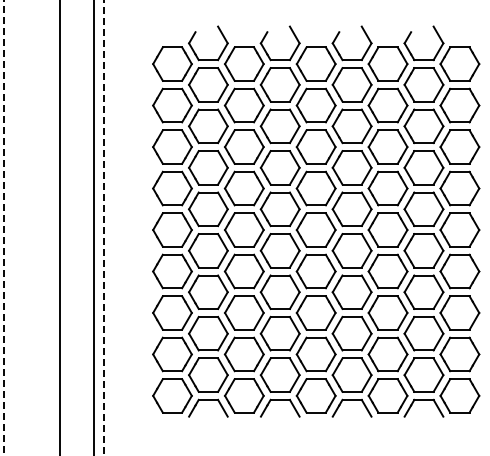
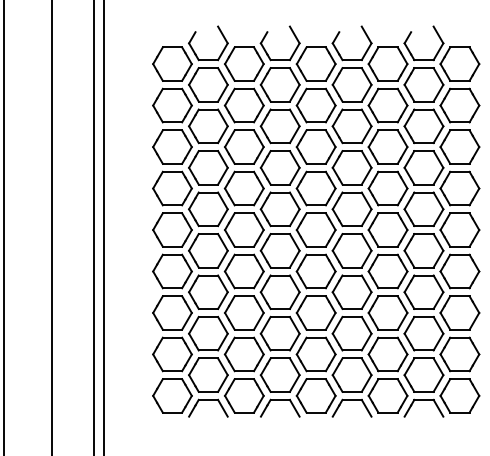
line: dashed -> solid (4, 227)
line position: (59, 227) -> (51, 227) (51, 227)
line: dashed -> solid (104, 227)
